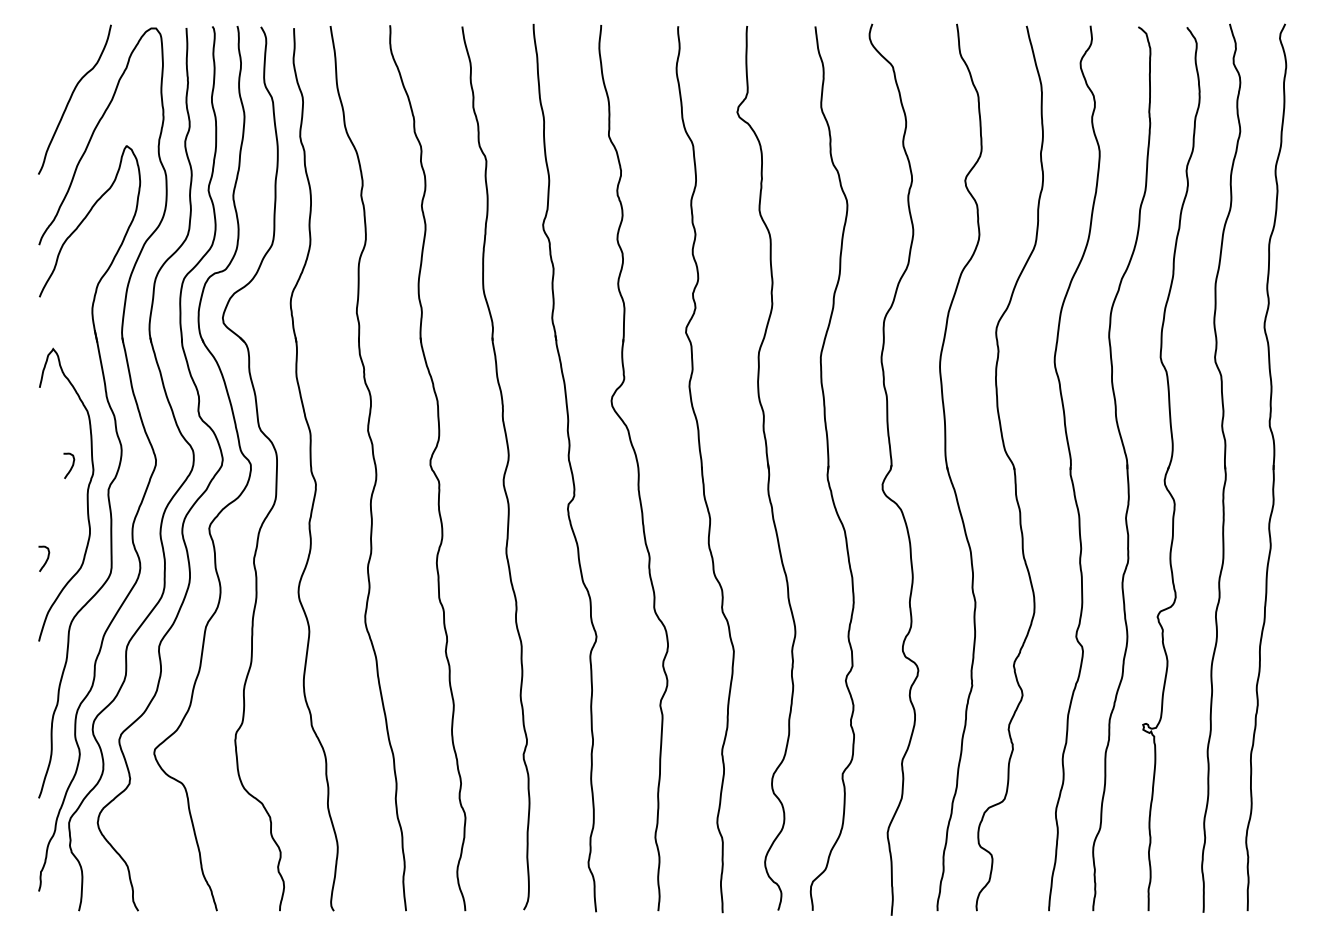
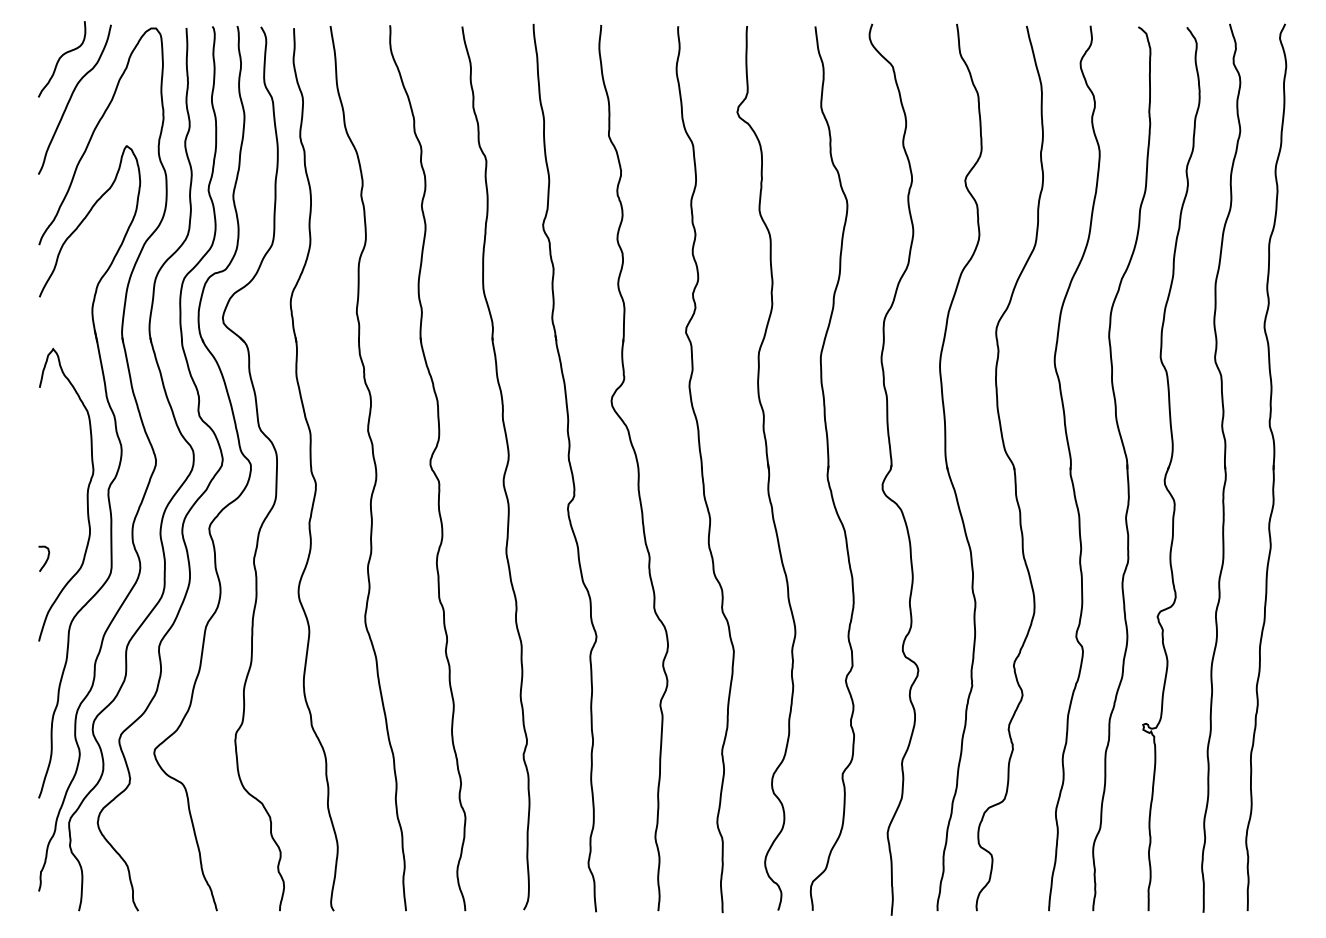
curve: none -> present (60, 59)
curve: present -> none (71, 465)
